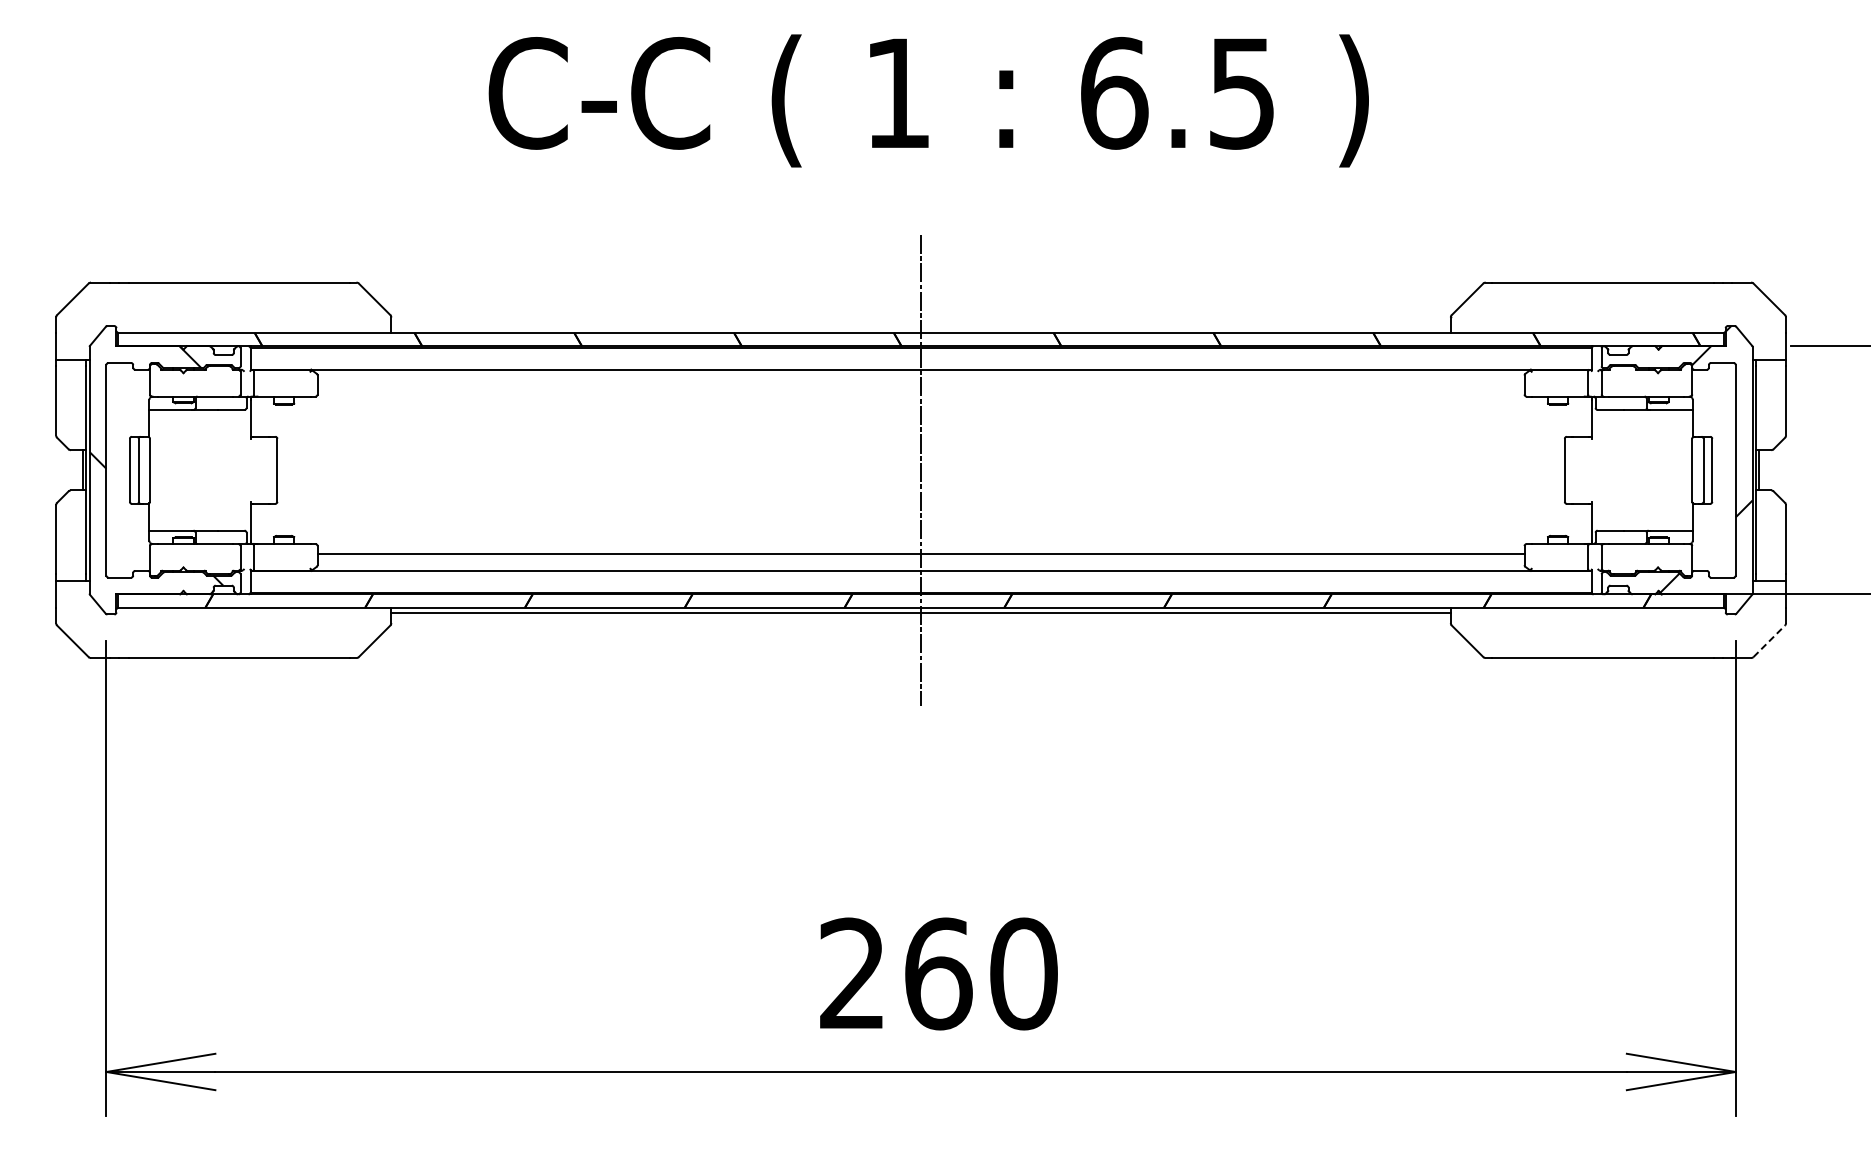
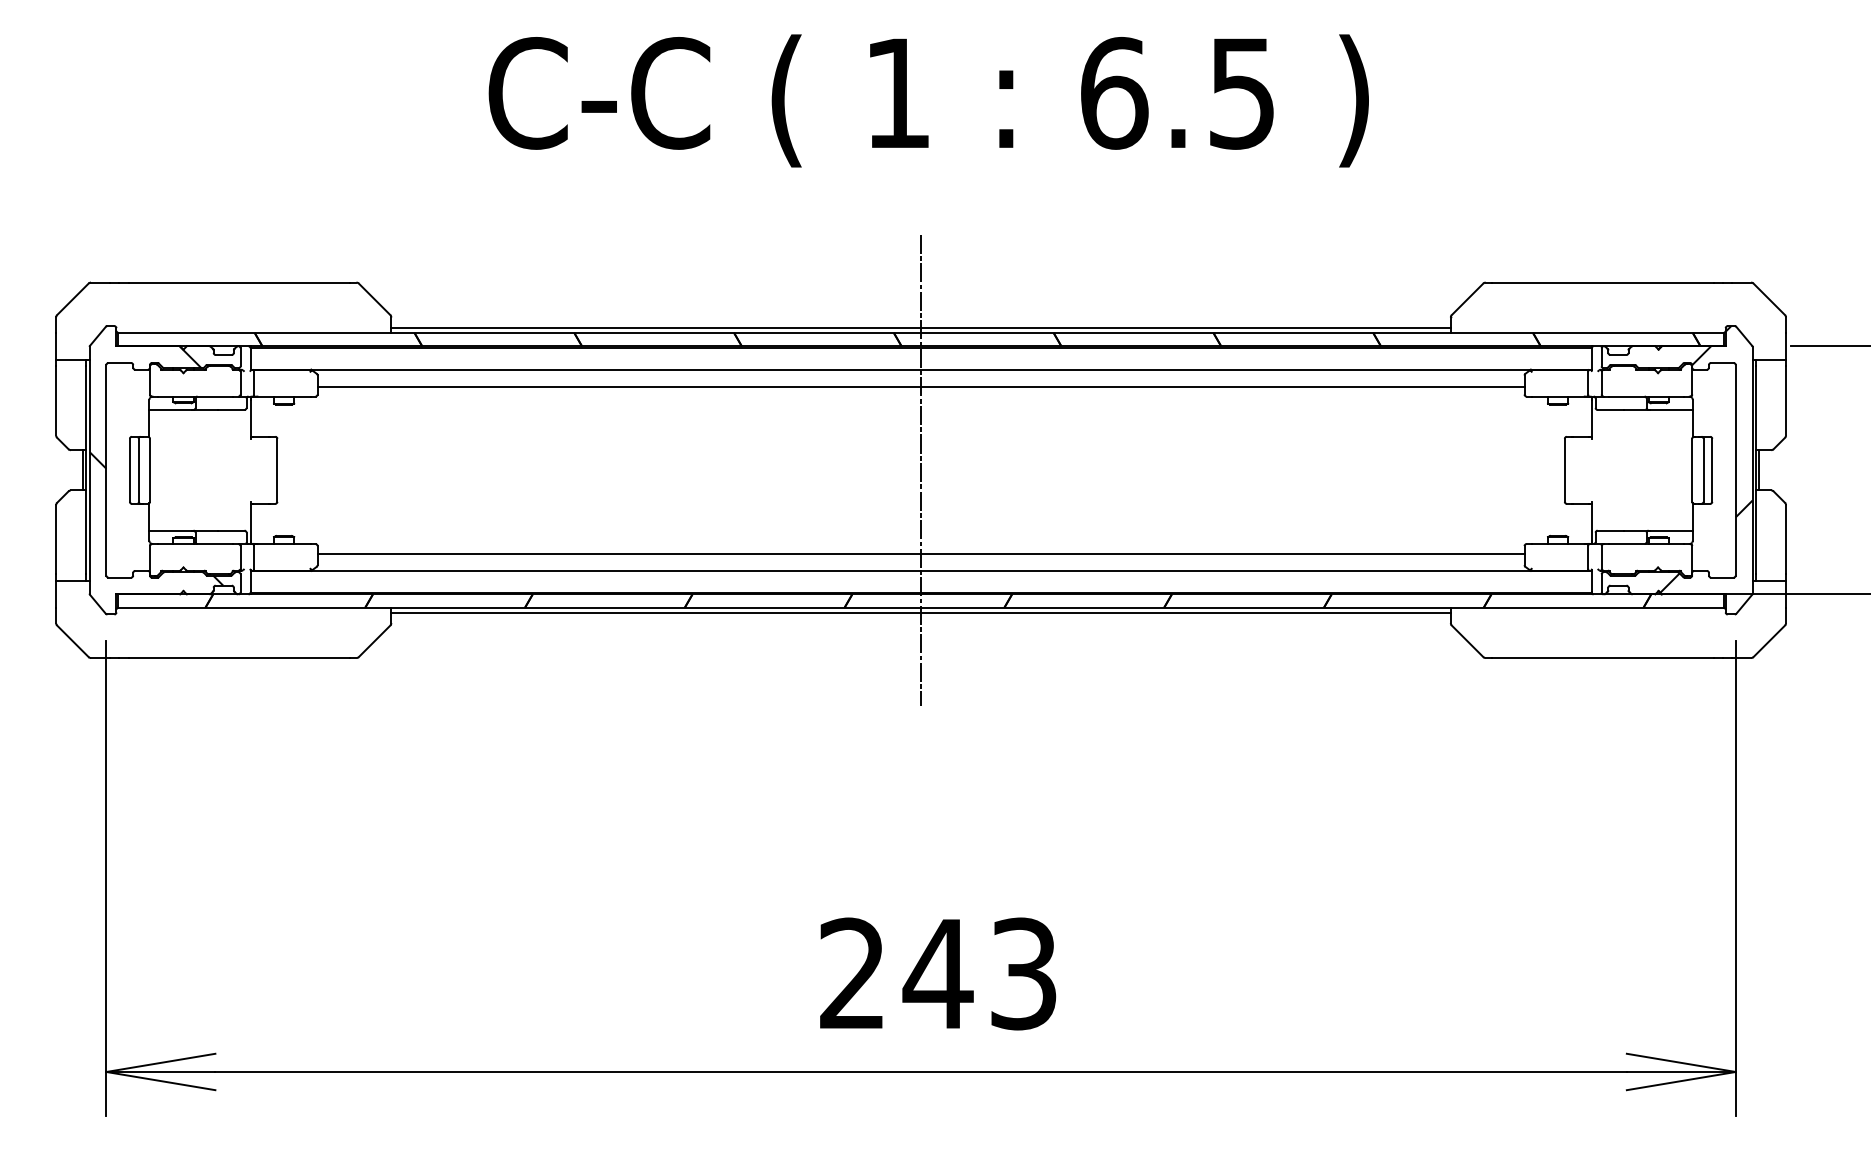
line: none -> present (920, 327)
line: none -> present (920, 386)
line: dashed -> solid (1769, 640)
text: 260 -> 243 (979, 973)
